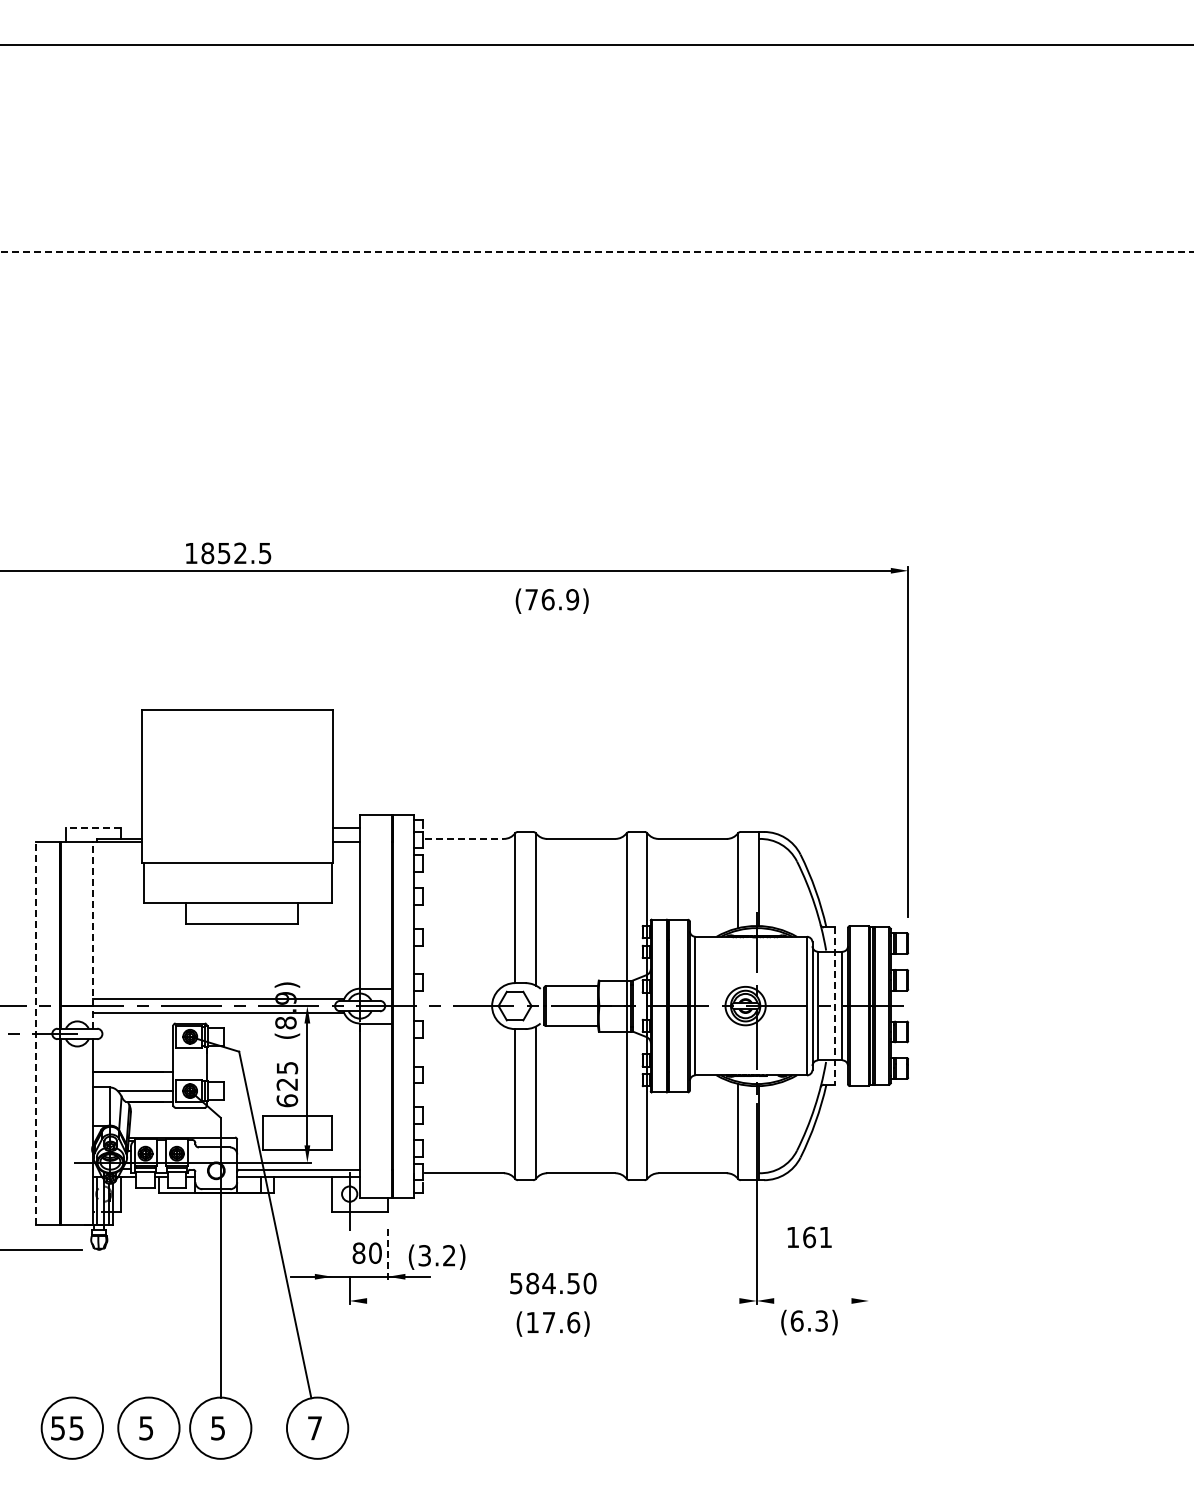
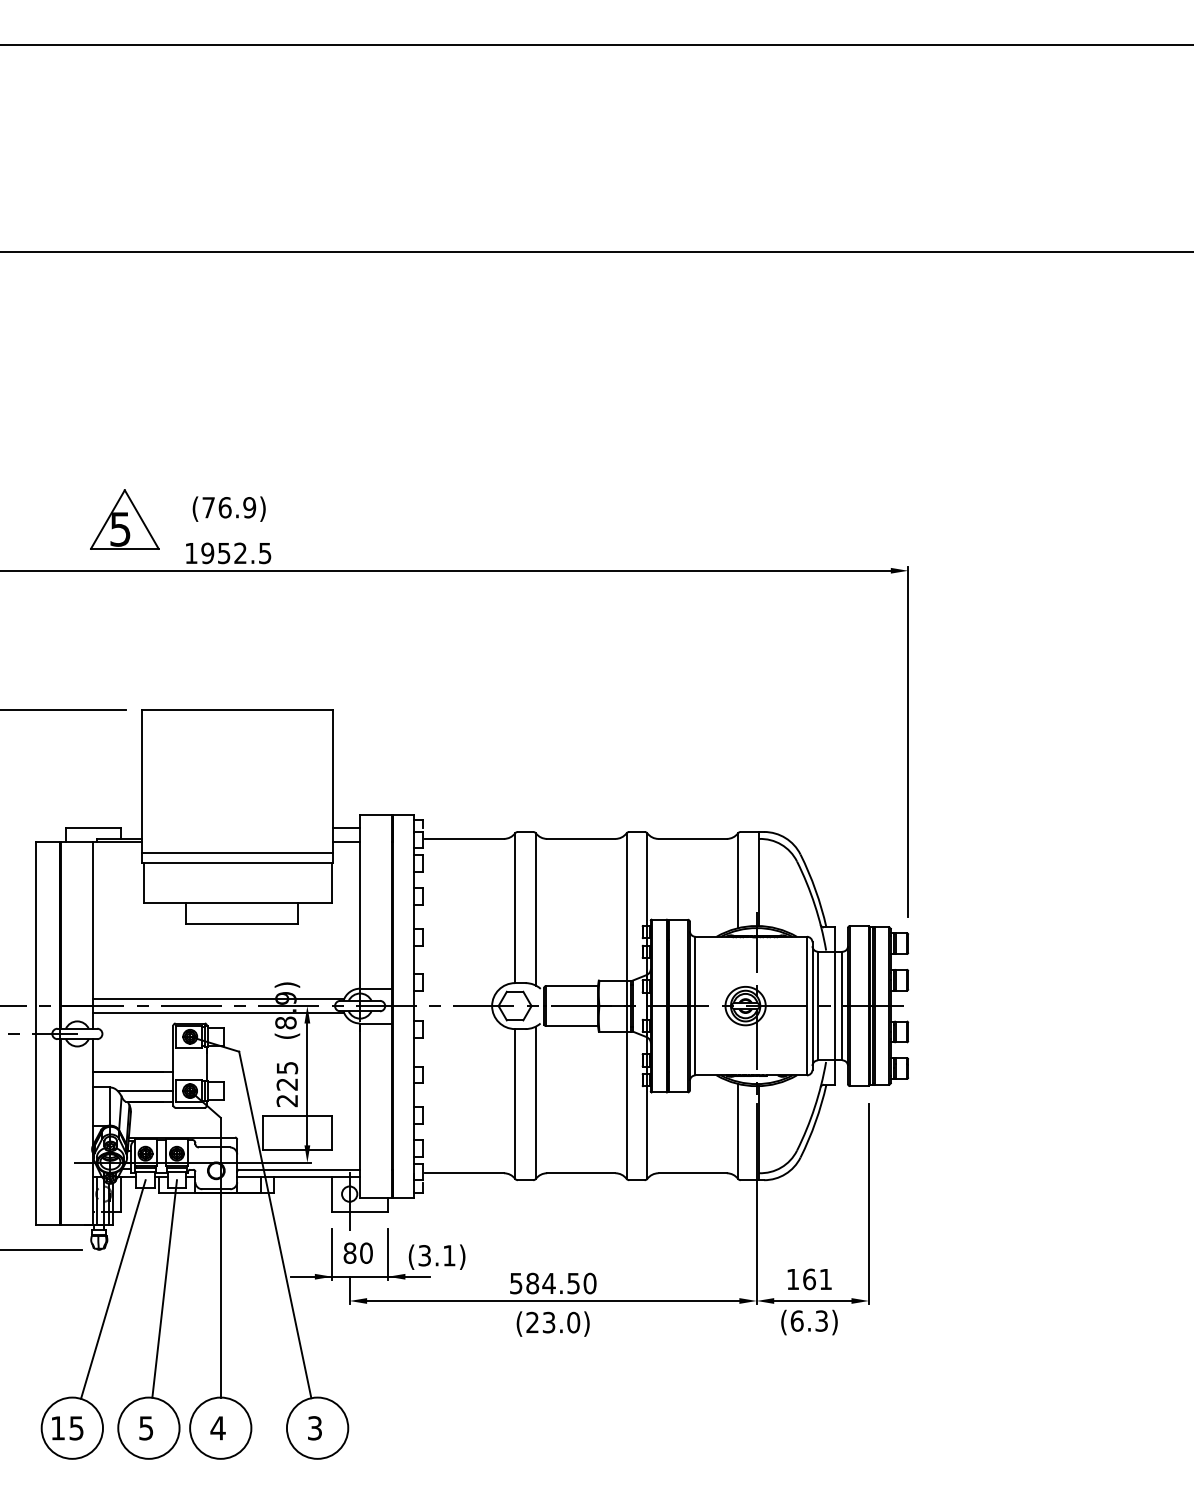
line: dashed -> solid (597, 251)
part: none -> present (124, 519)
text: 1852.5 -> 1952.5 (207, 553)
text position: (551, 600) -> (228, 508) (228, 508)
line: none -> present (63, 709)
line: dashed -> solid (93, 828)
line: dashed -> solid (465, 838)
line: none -> present (237, 852)
line: dashed -> solid (93, 935)
line: dashed -> solid (835, 1006)
line: dashed -> solid (35, 1033)
text: 625 -> 225 (287, 1100)
line: none -> present (868, 1203)
text position: (809, 1237) -> (809, 1279) (809, 1279)
text position: (366, 1252) -> (357, 1252) (357, 1252)
line: none -> present (332, 1254)
line: dashed -> solid (388, 1254)
text: (3.2) -> (3.1) (449, 1255)
line: none -> present (164, 1288)
line: none -> present (113, 1289)
line: none -> present (553, 1300)
line: none -> present (812, 1300)
text: (17.6) -> (23.0) (553, 1322)
text: 55 -> 15 (57, 1428)
text: 5 -> 4 (217, 1428)
text: 7 -> 3 (314, 1428)
